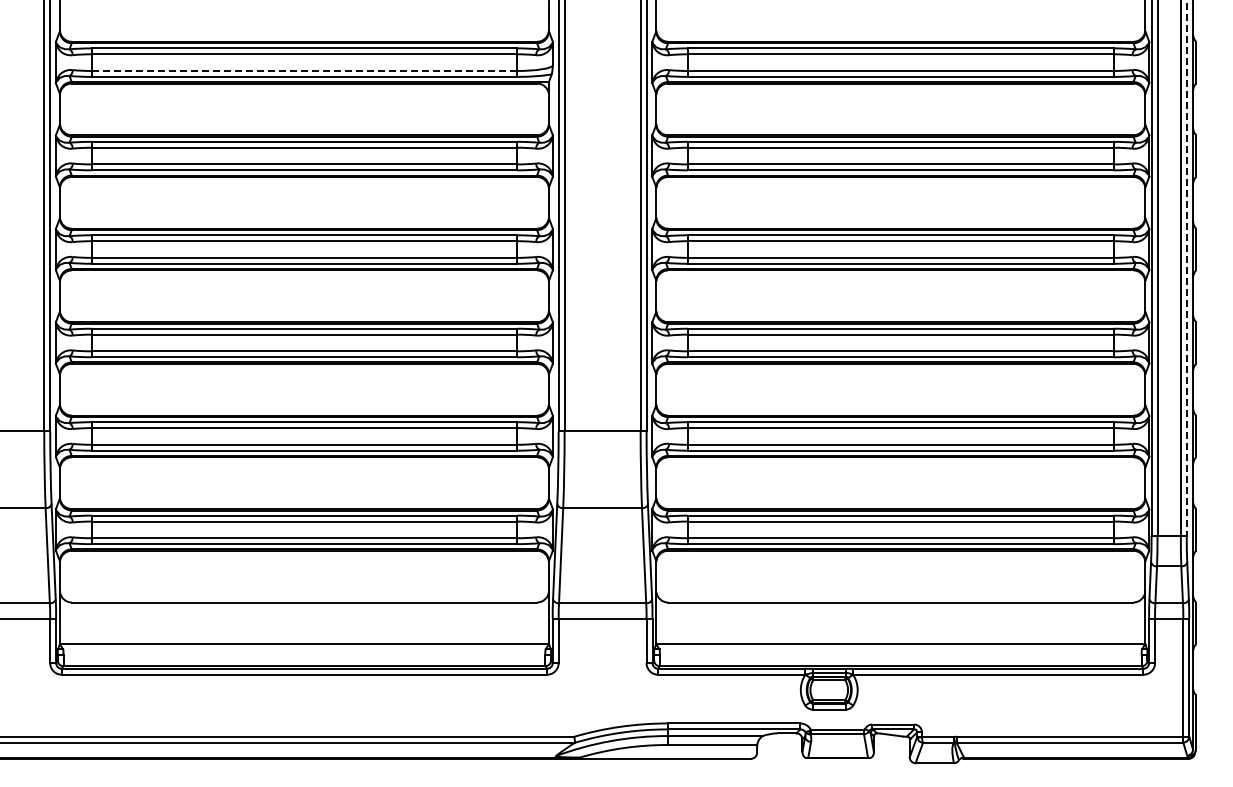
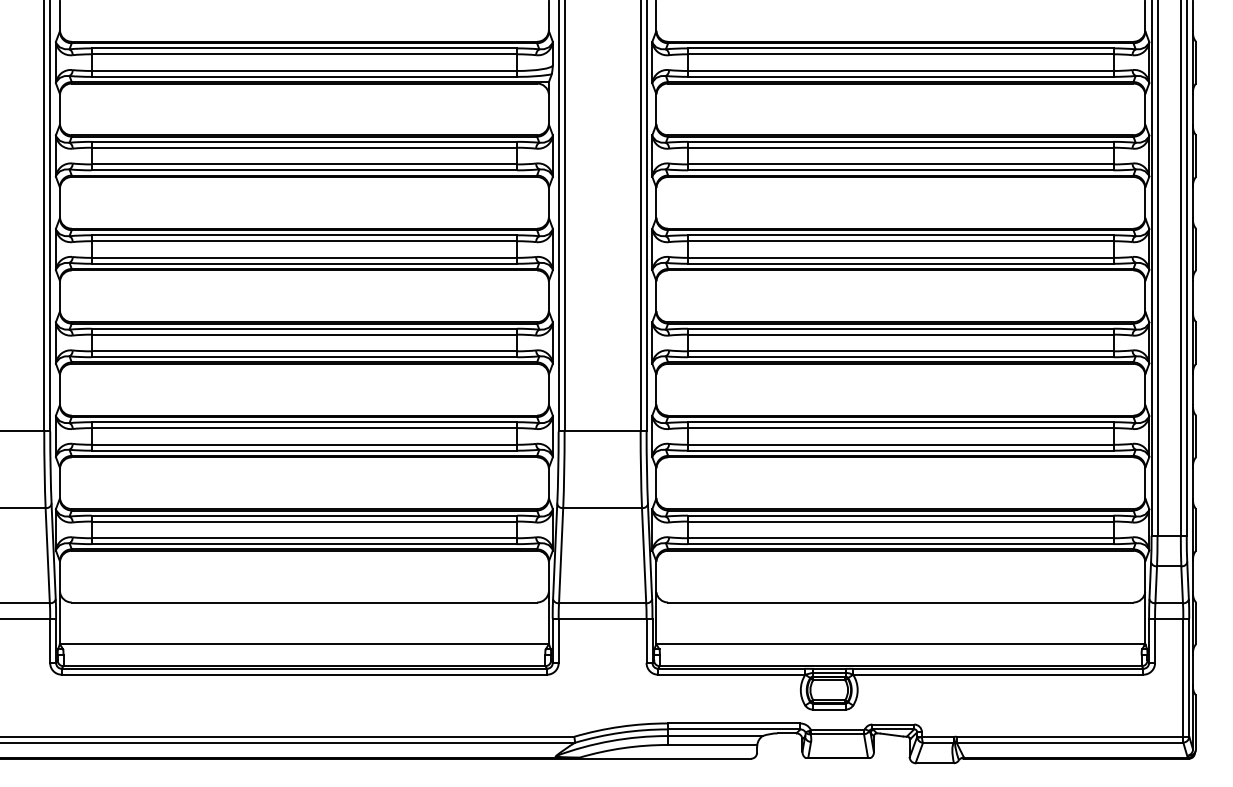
line: dashed -> solid (304, 70)
line: dashed -> solid (1186, 268)
